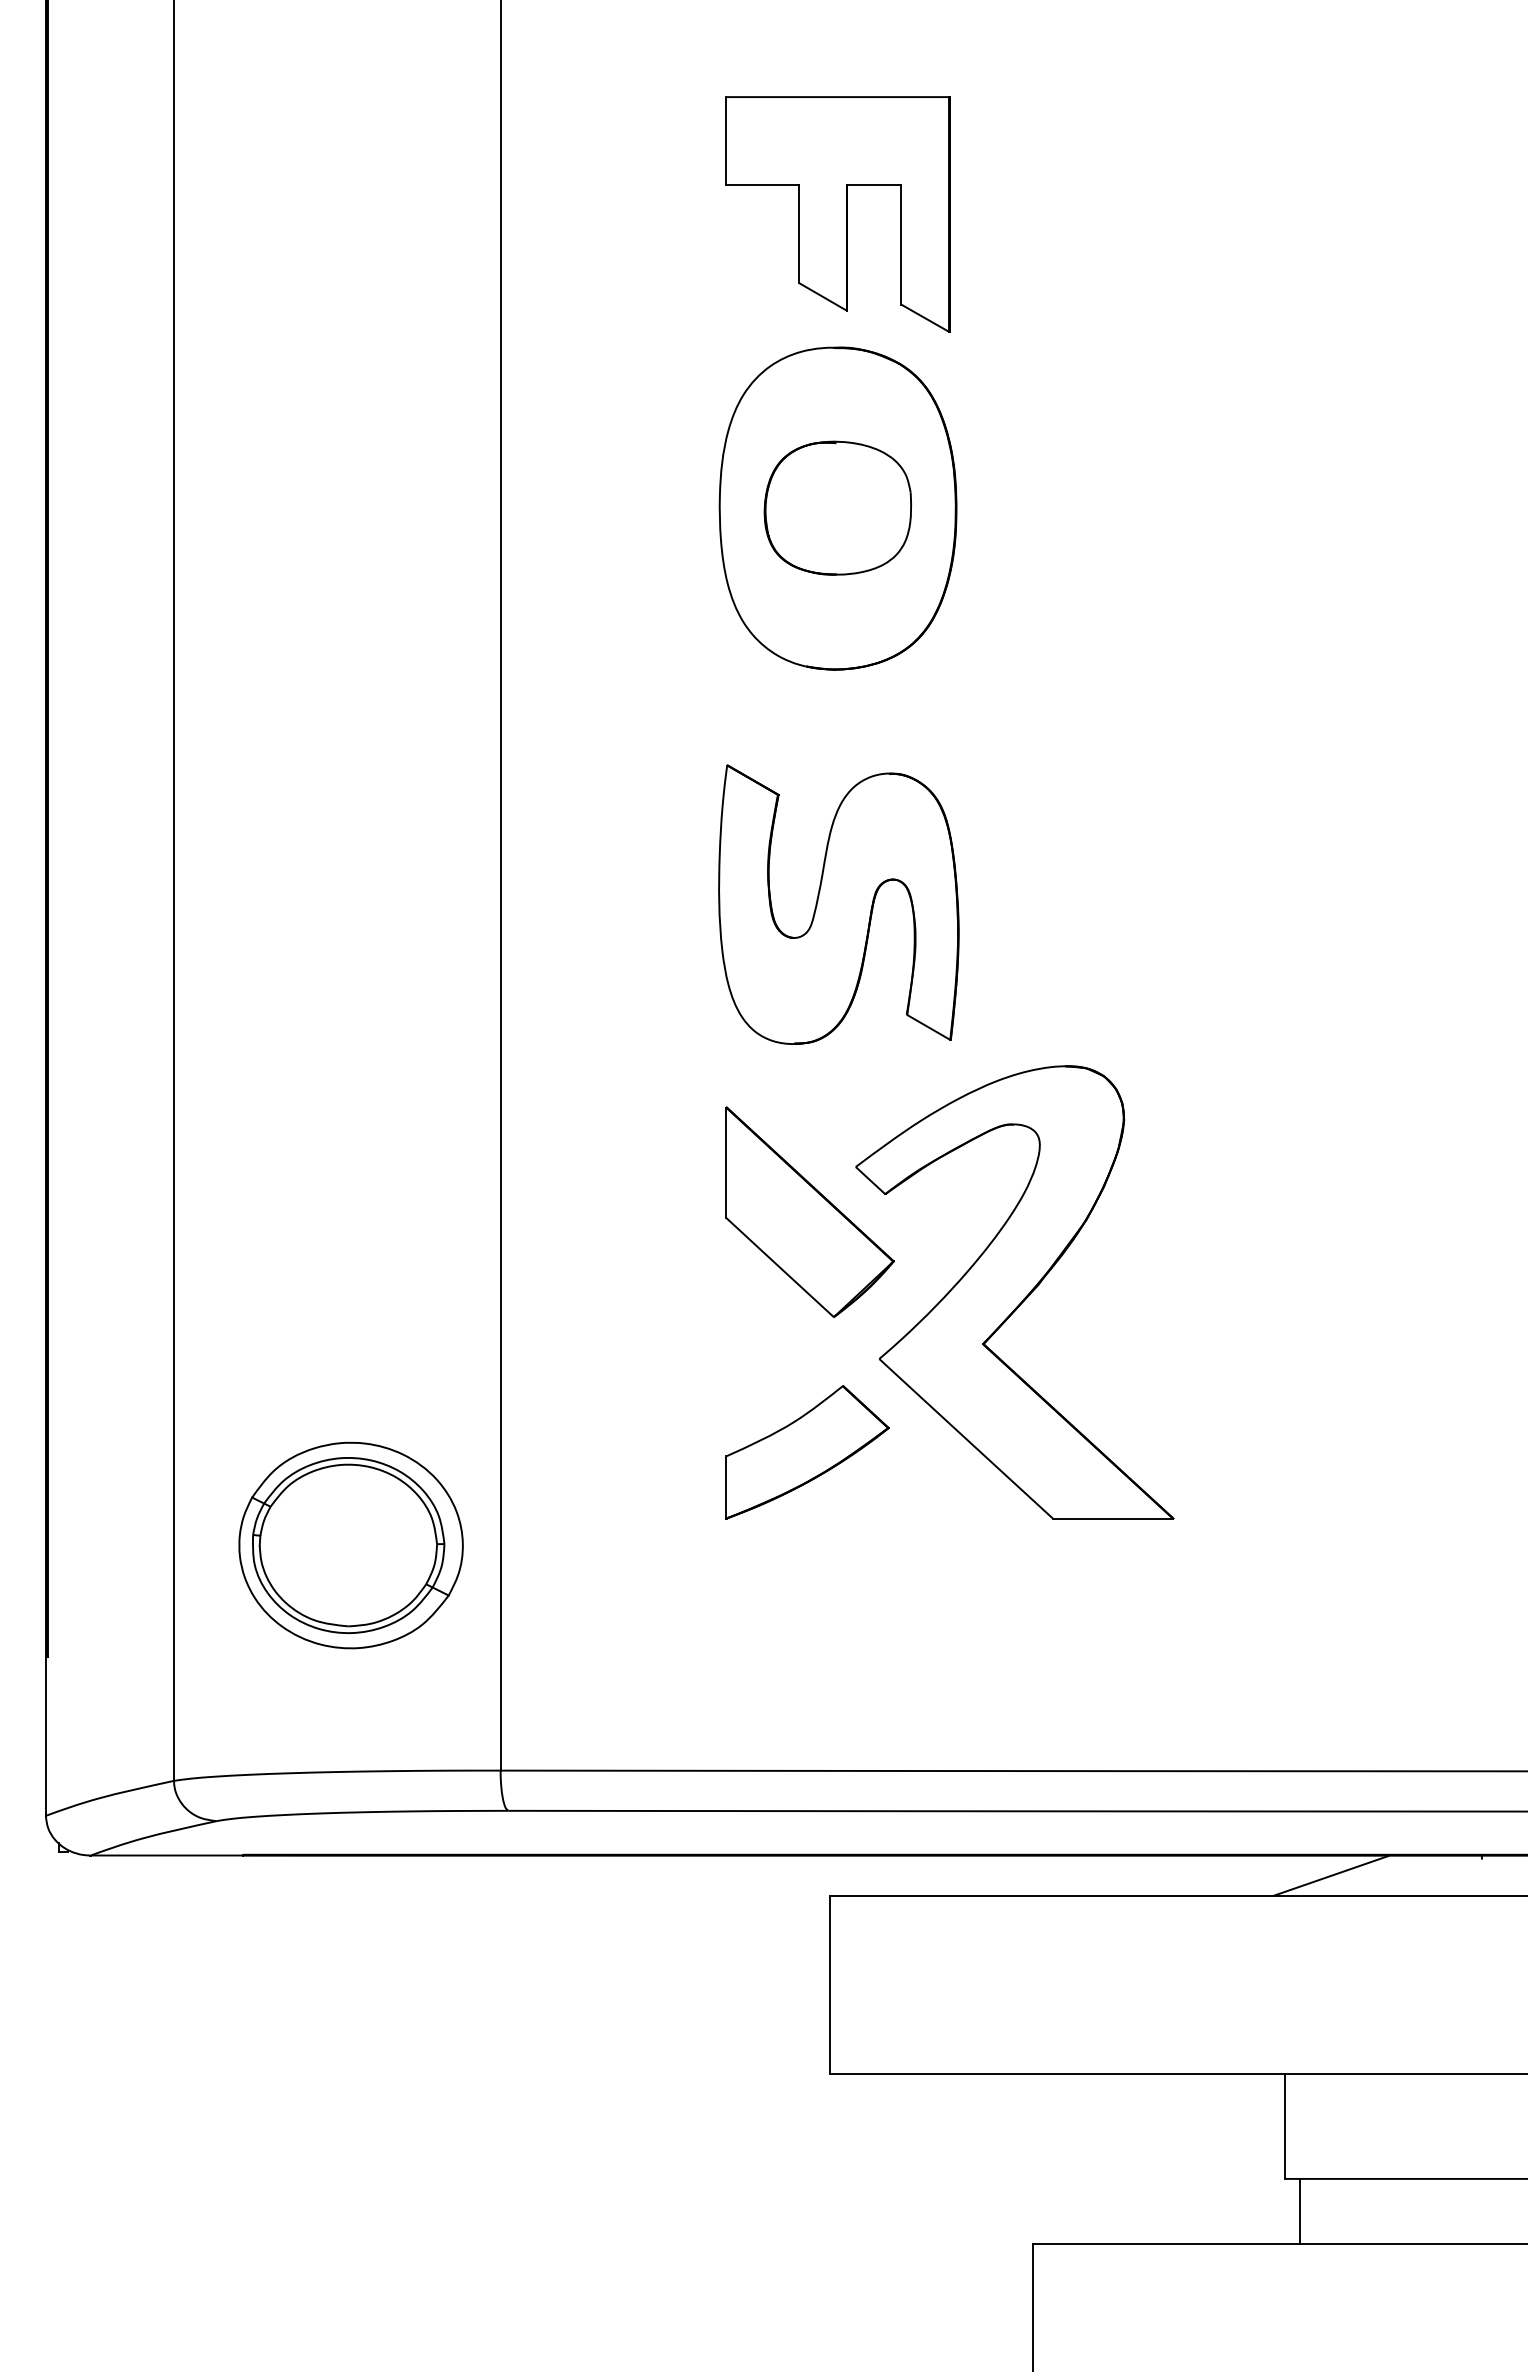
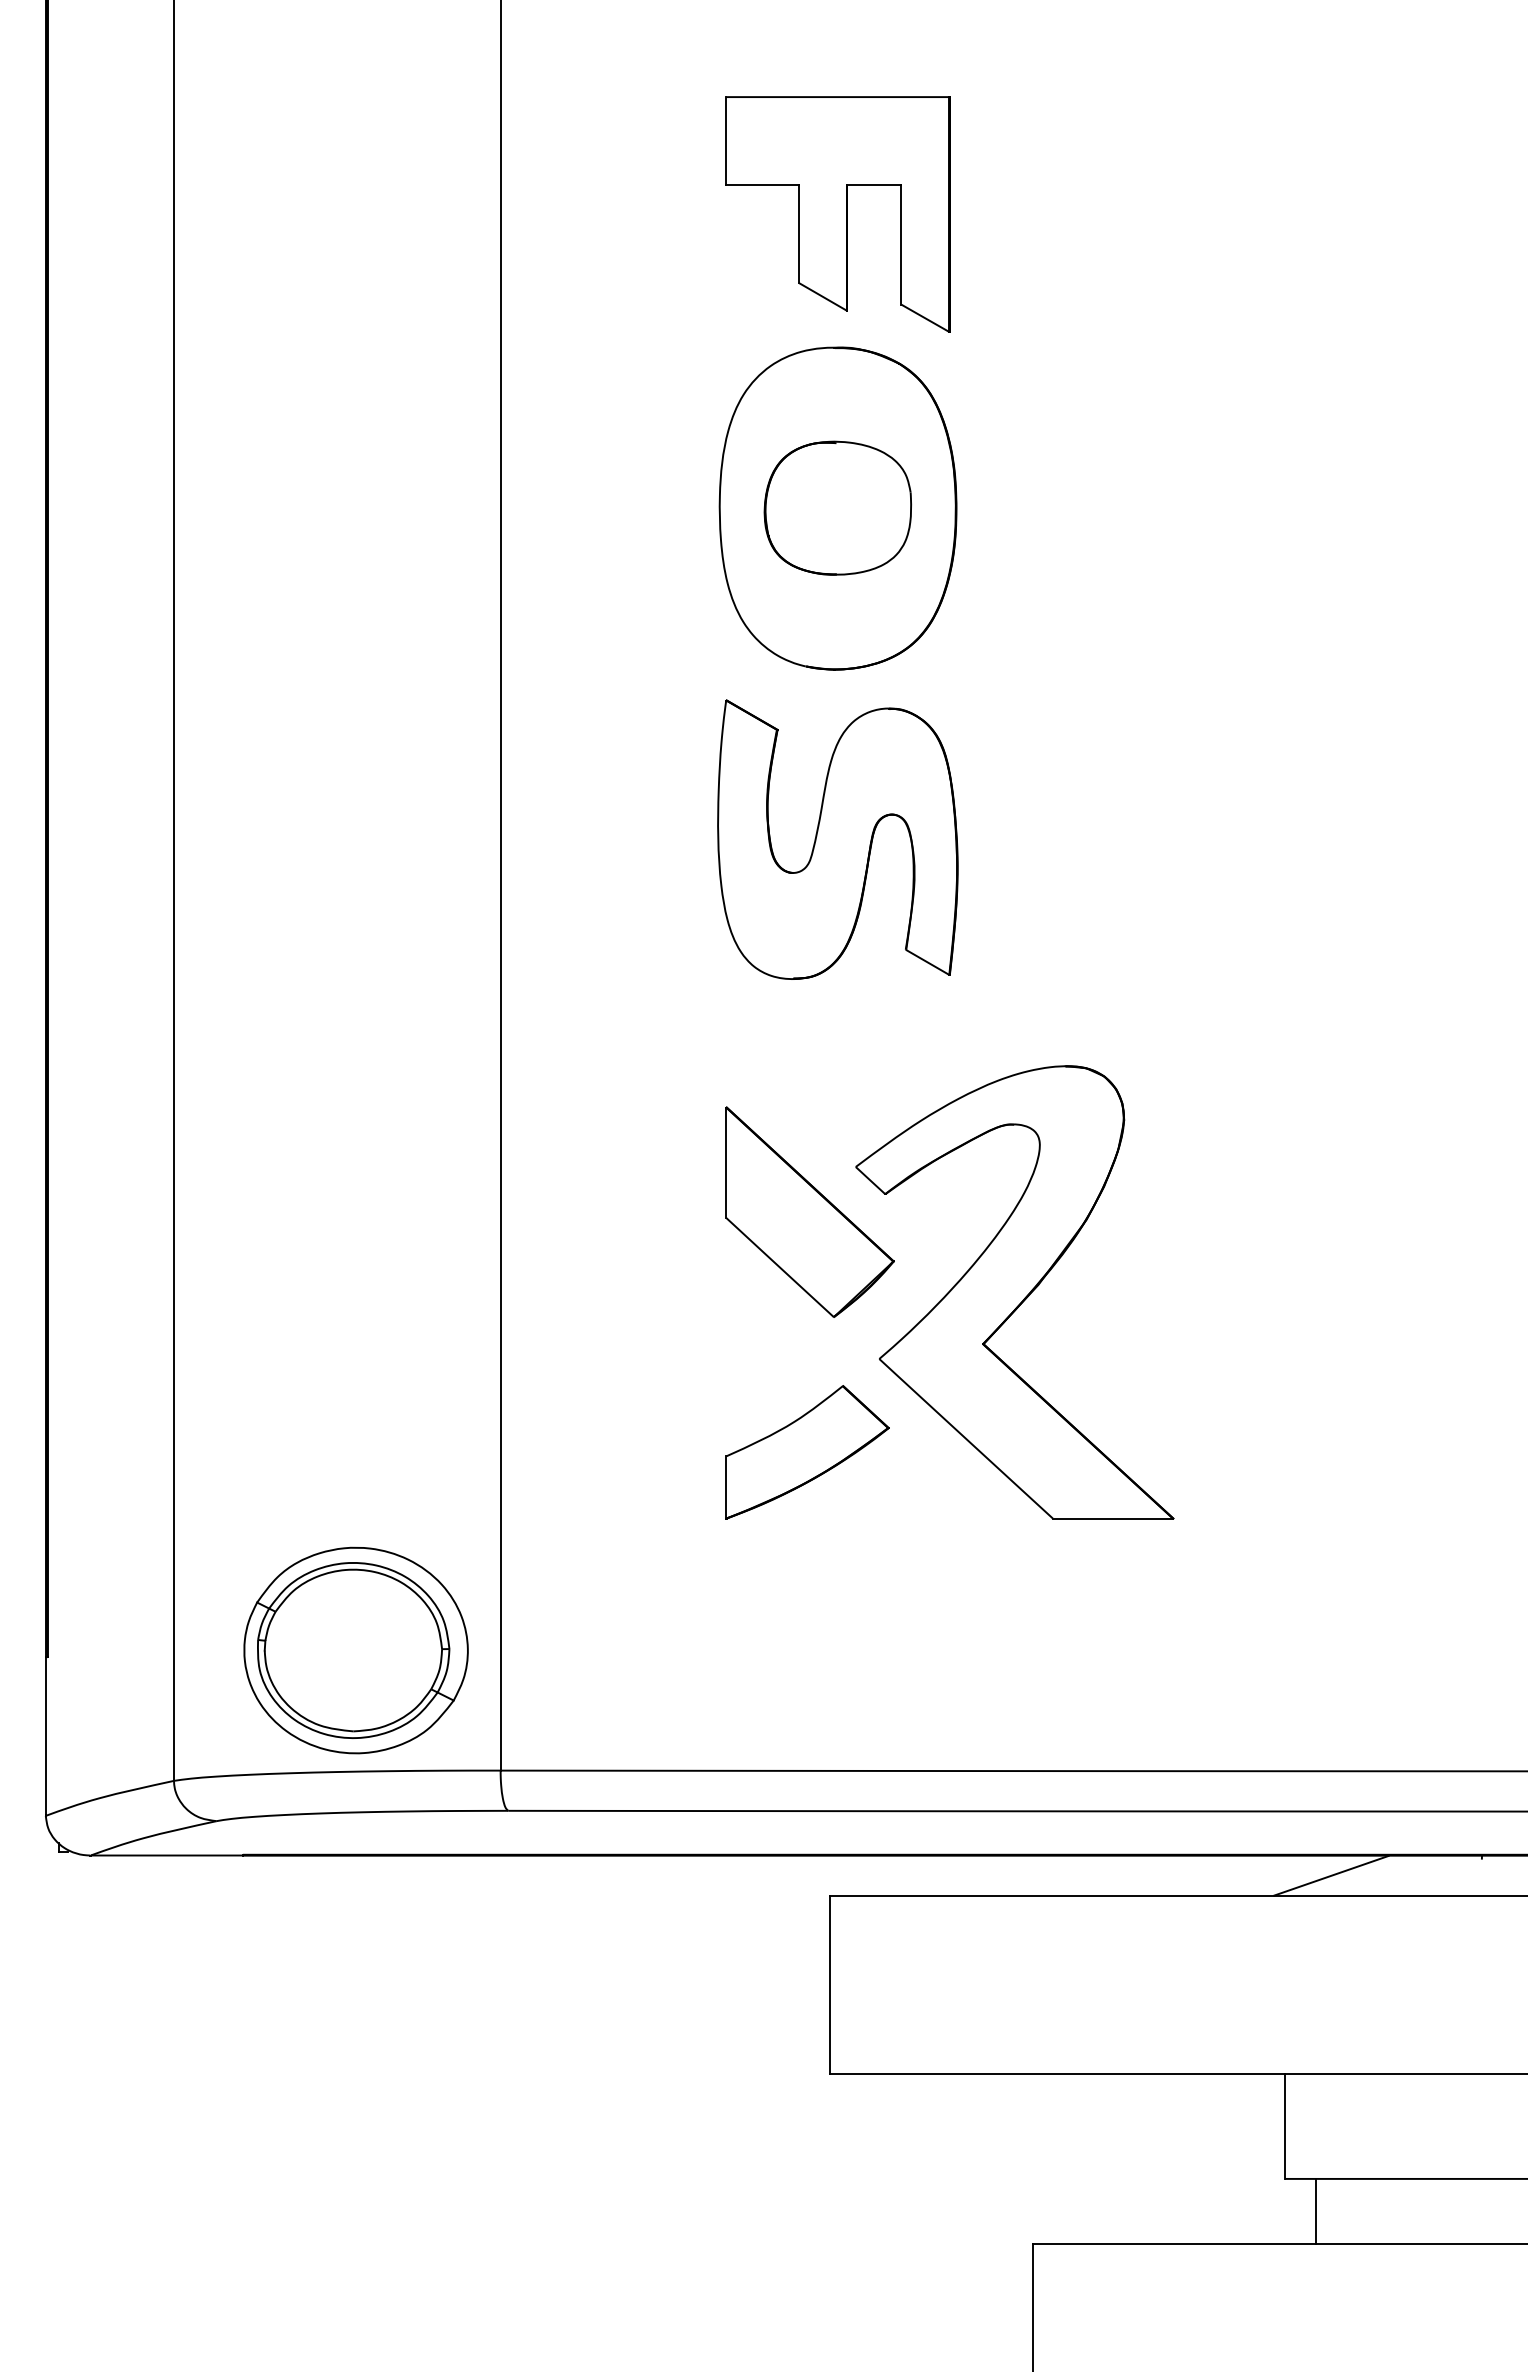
part position: (838, 904) -> (837, 839) (837, 839)
part position: (350, 1545) -> (355, 1650) (355, 1650)
line position: (1300, 2210) -> (1316, 2210) (1316, 2210)
